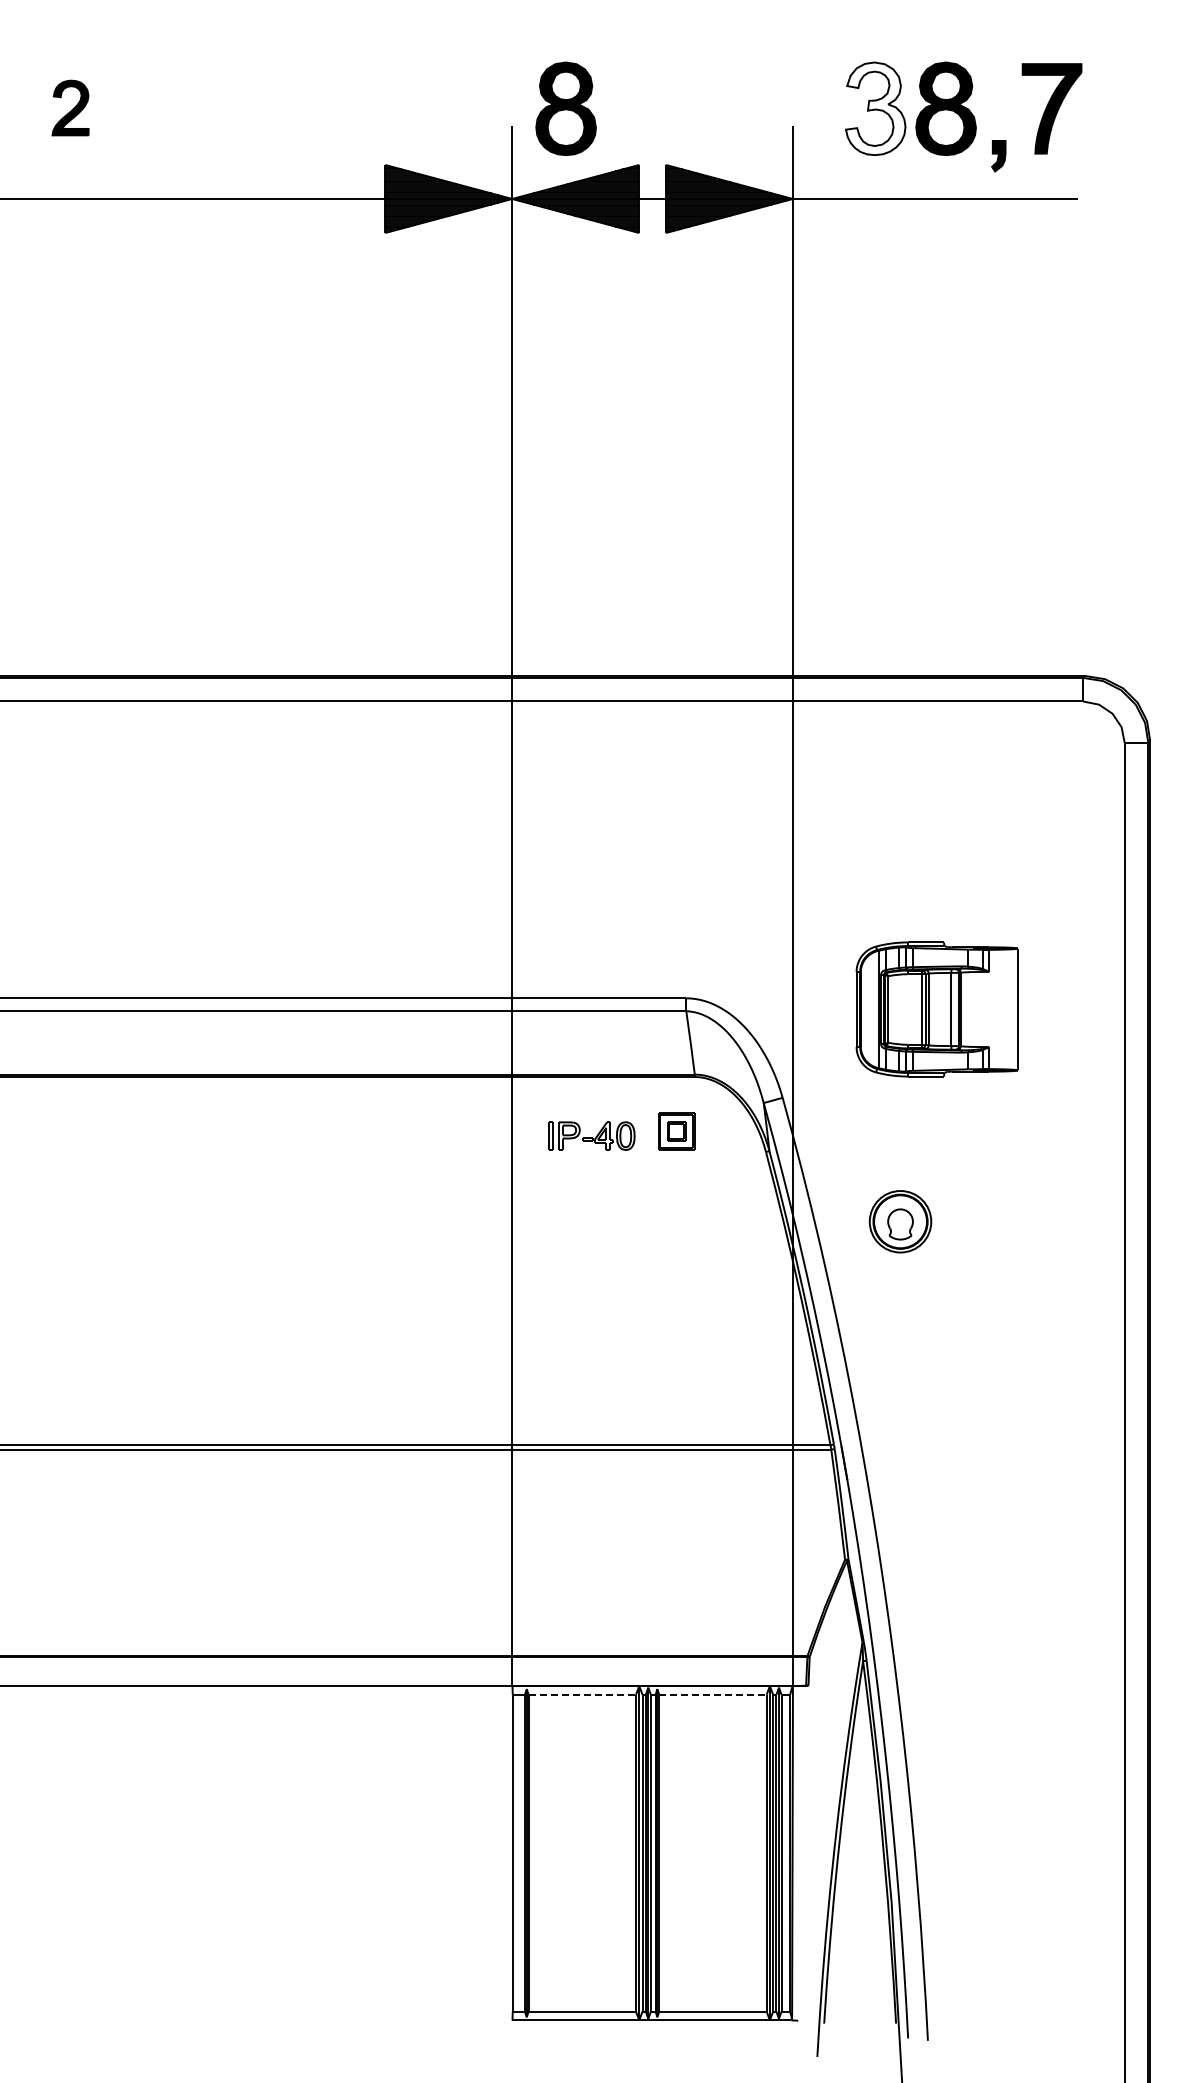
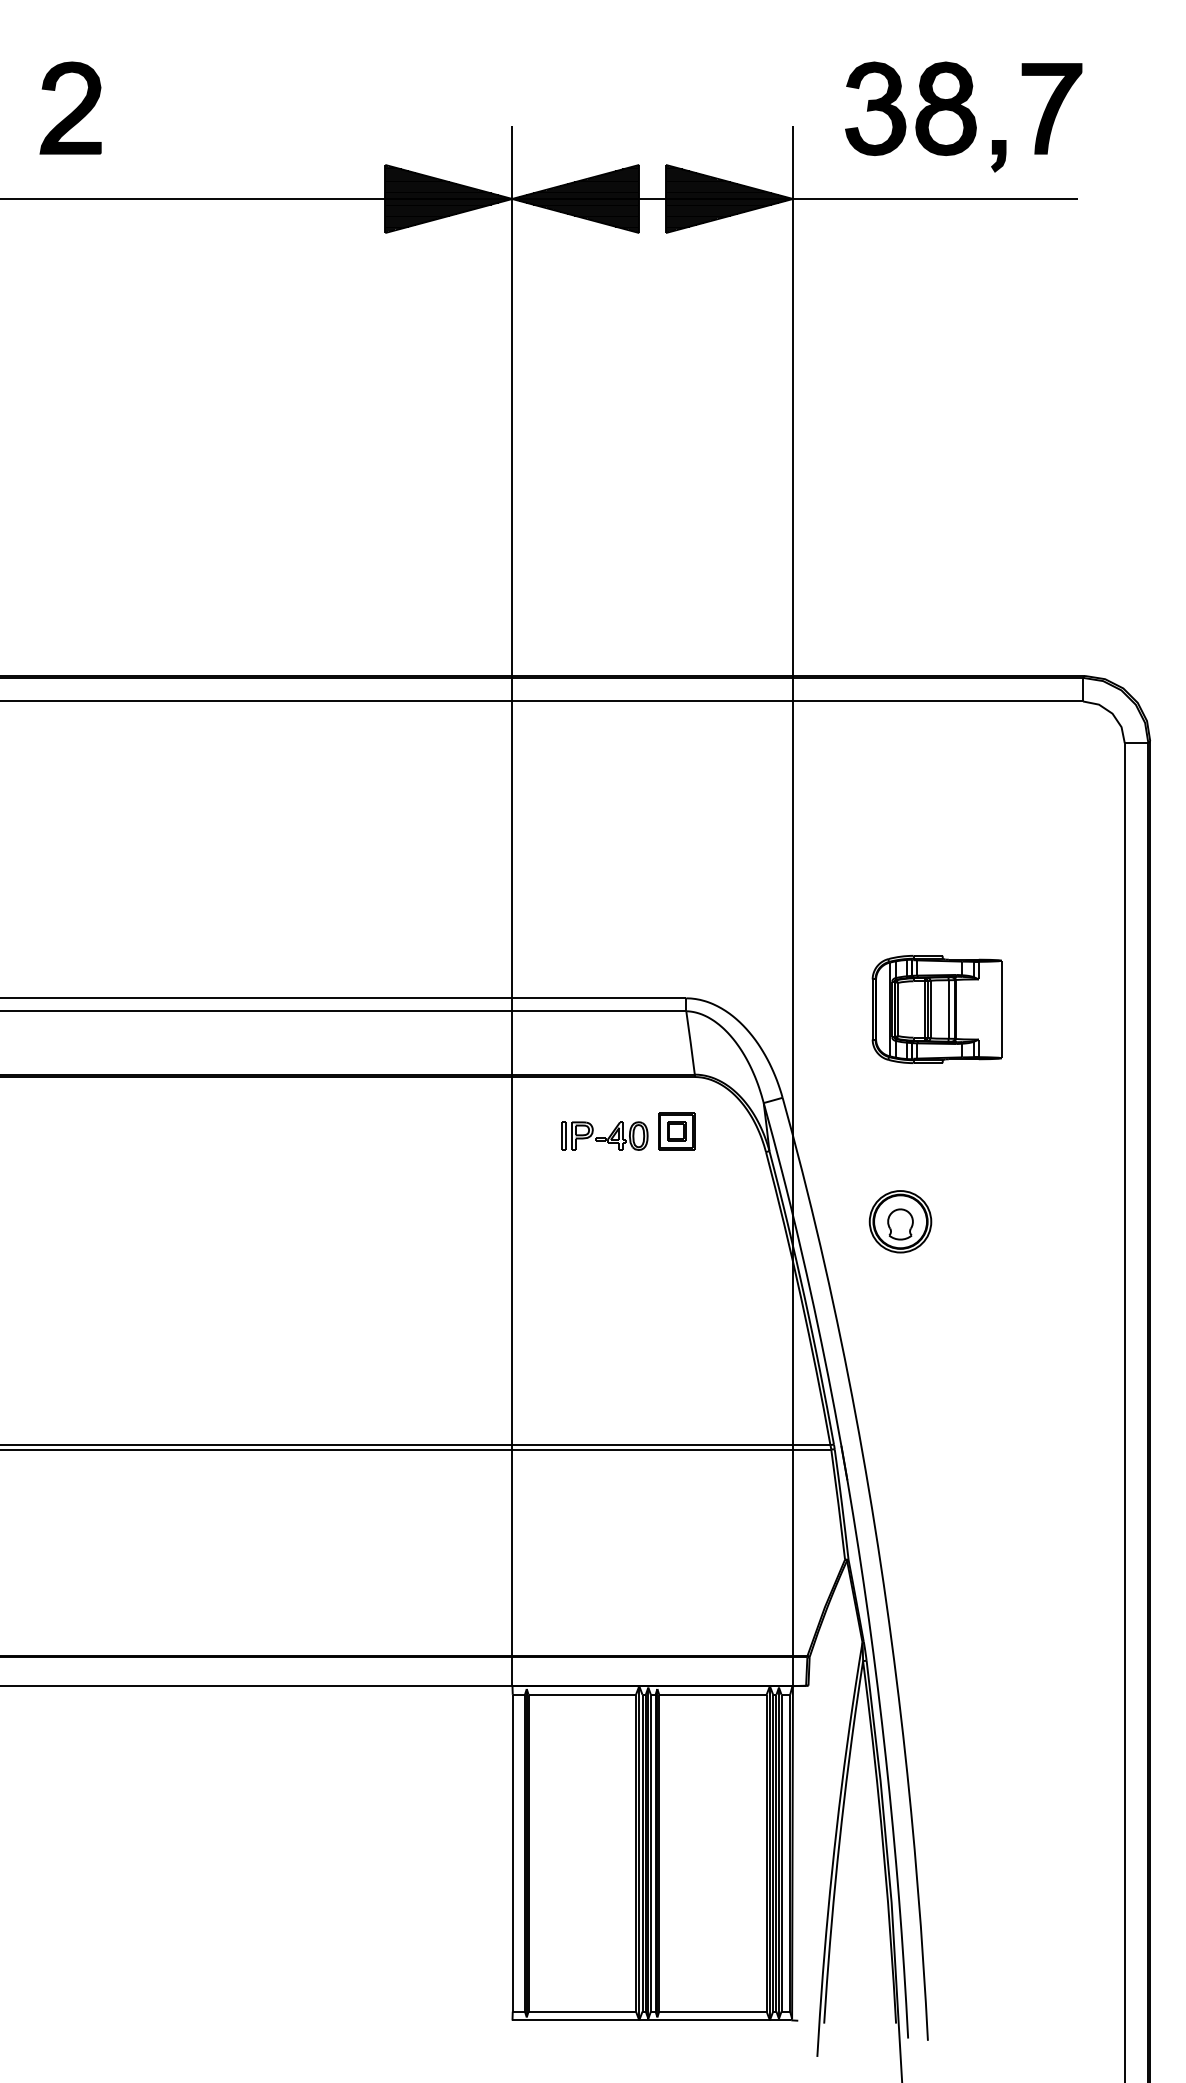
part size: 39x58 px -> 63x94 px (70, 107)
part: present -> none (565, 108)
fill: none -> present (875, 108)
part size: 164x137 px -> 132x109 px (936, 1009)
part position: (591, 1135) -> (604, 1135) (604, 1135)
line: dashed -> solid (582, 1694)
line: dashed -> solid (712, 1694)
